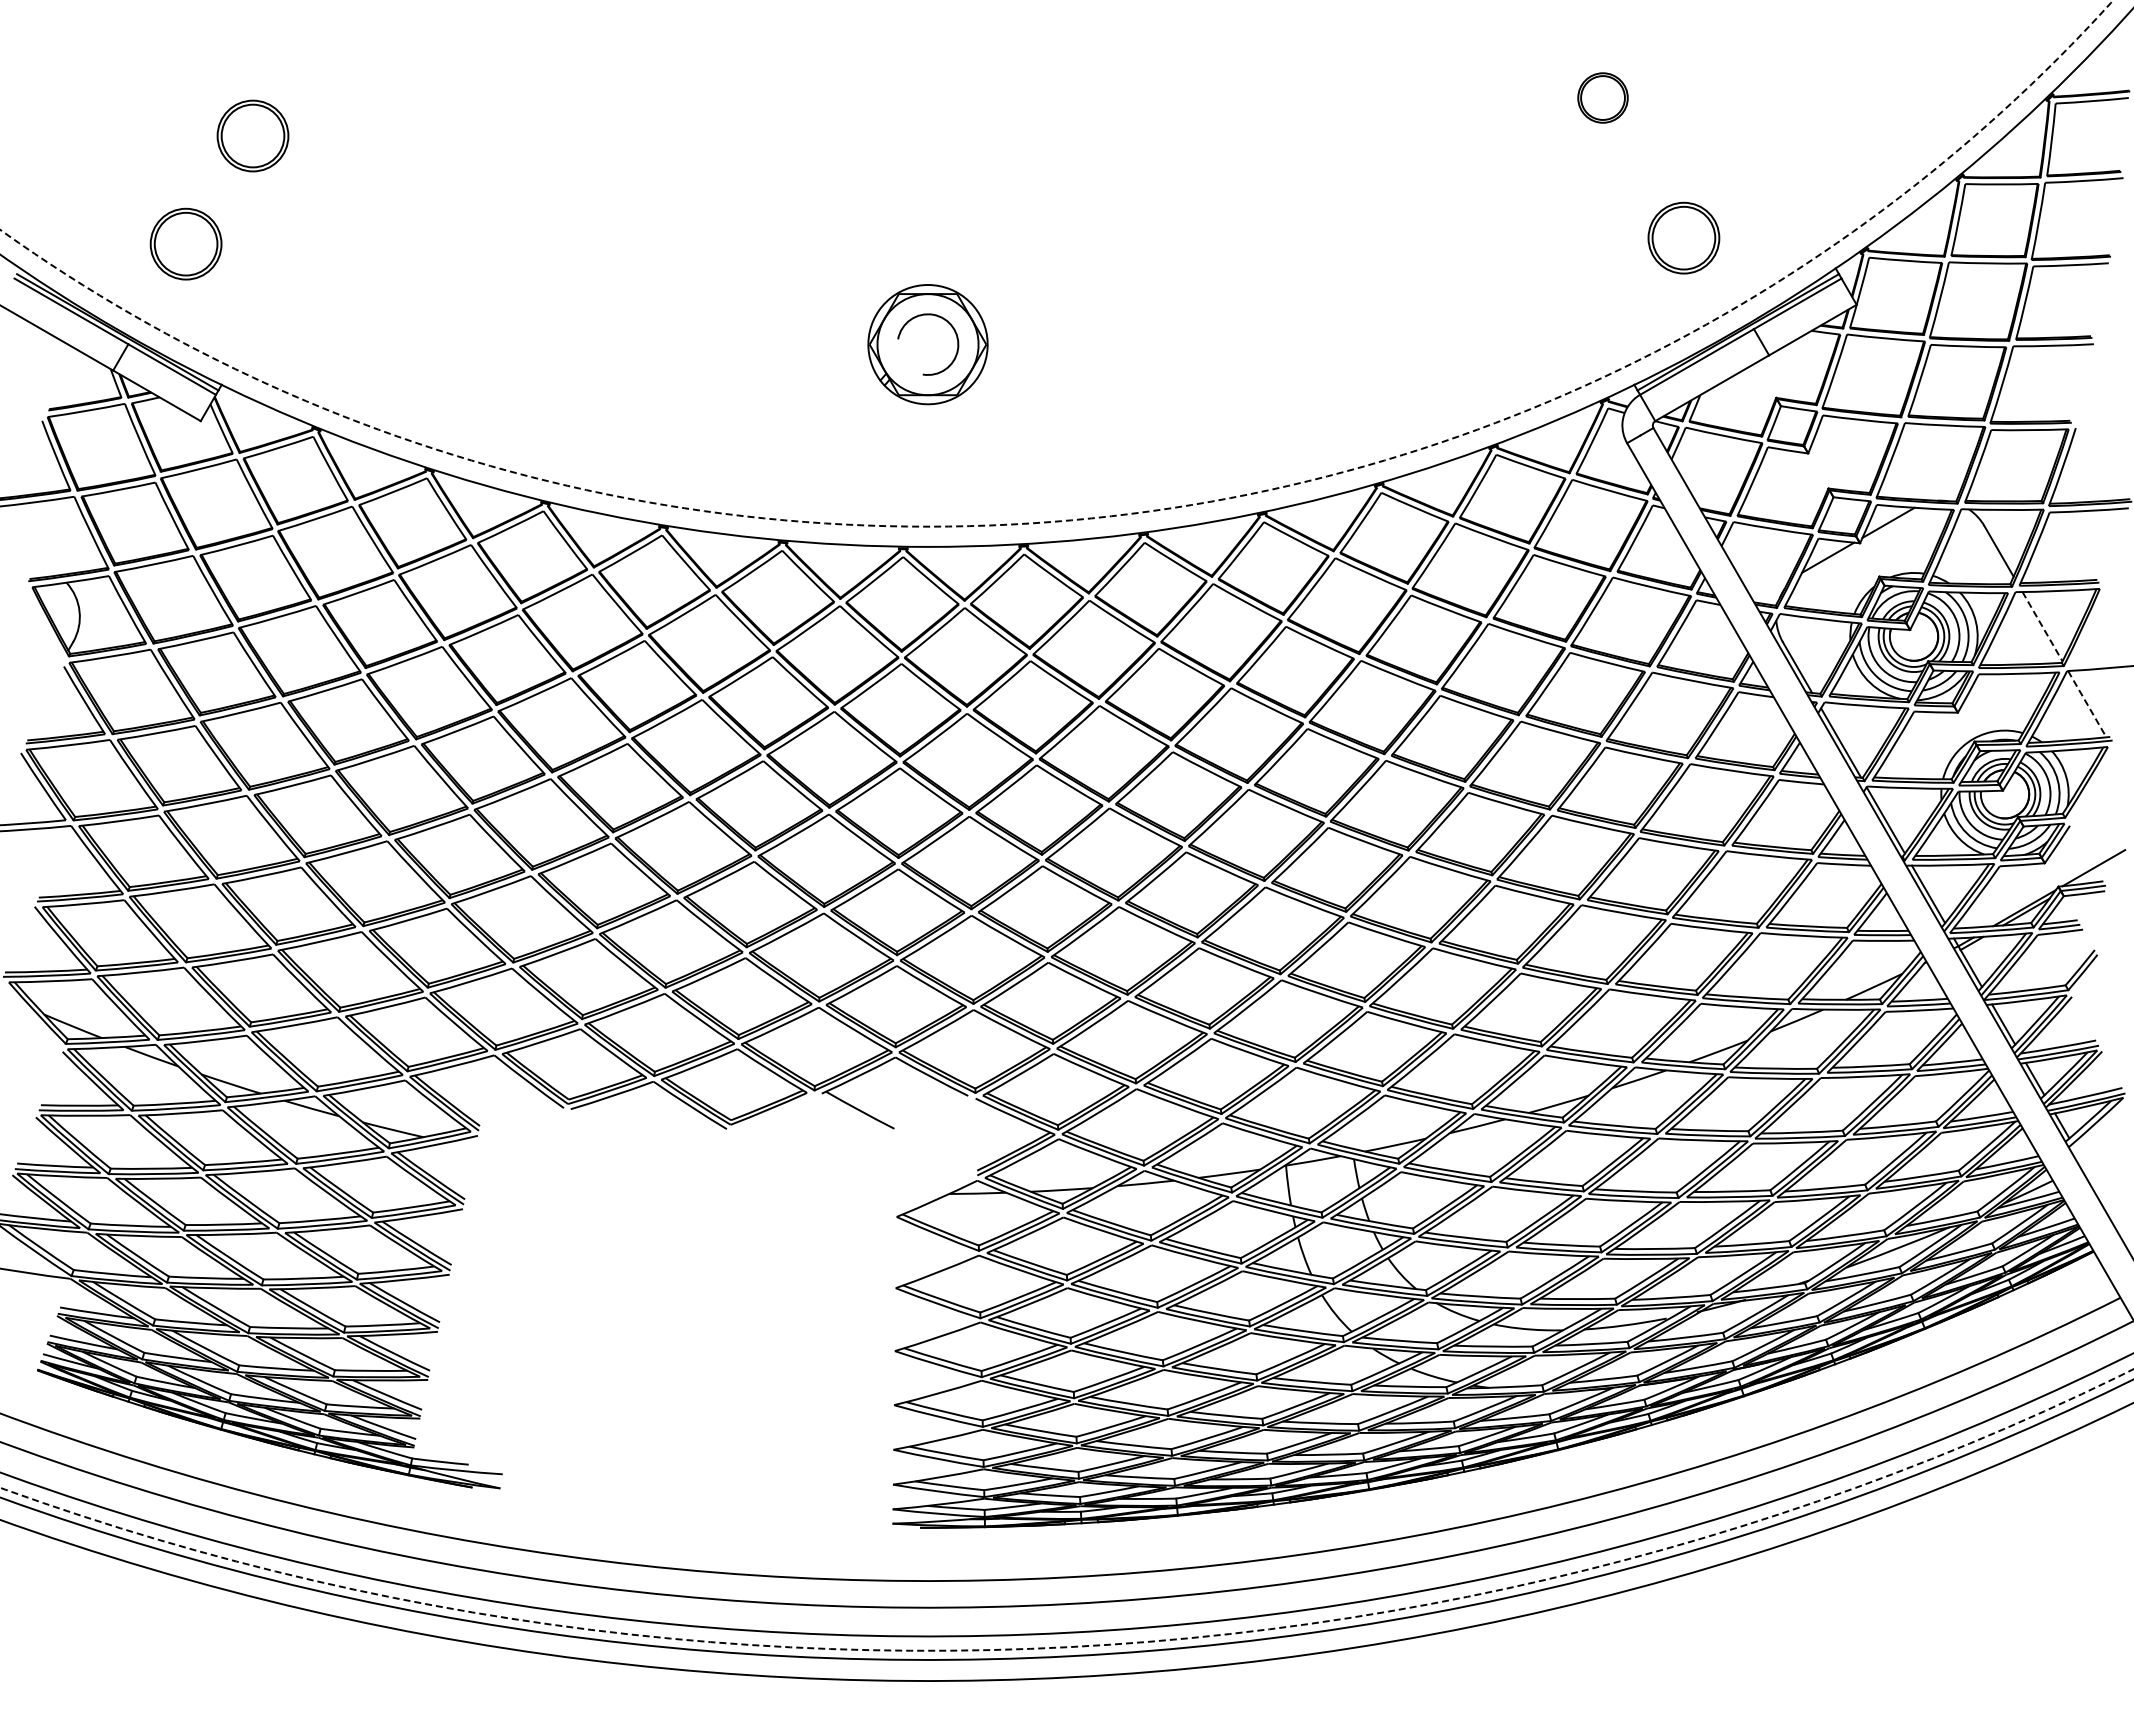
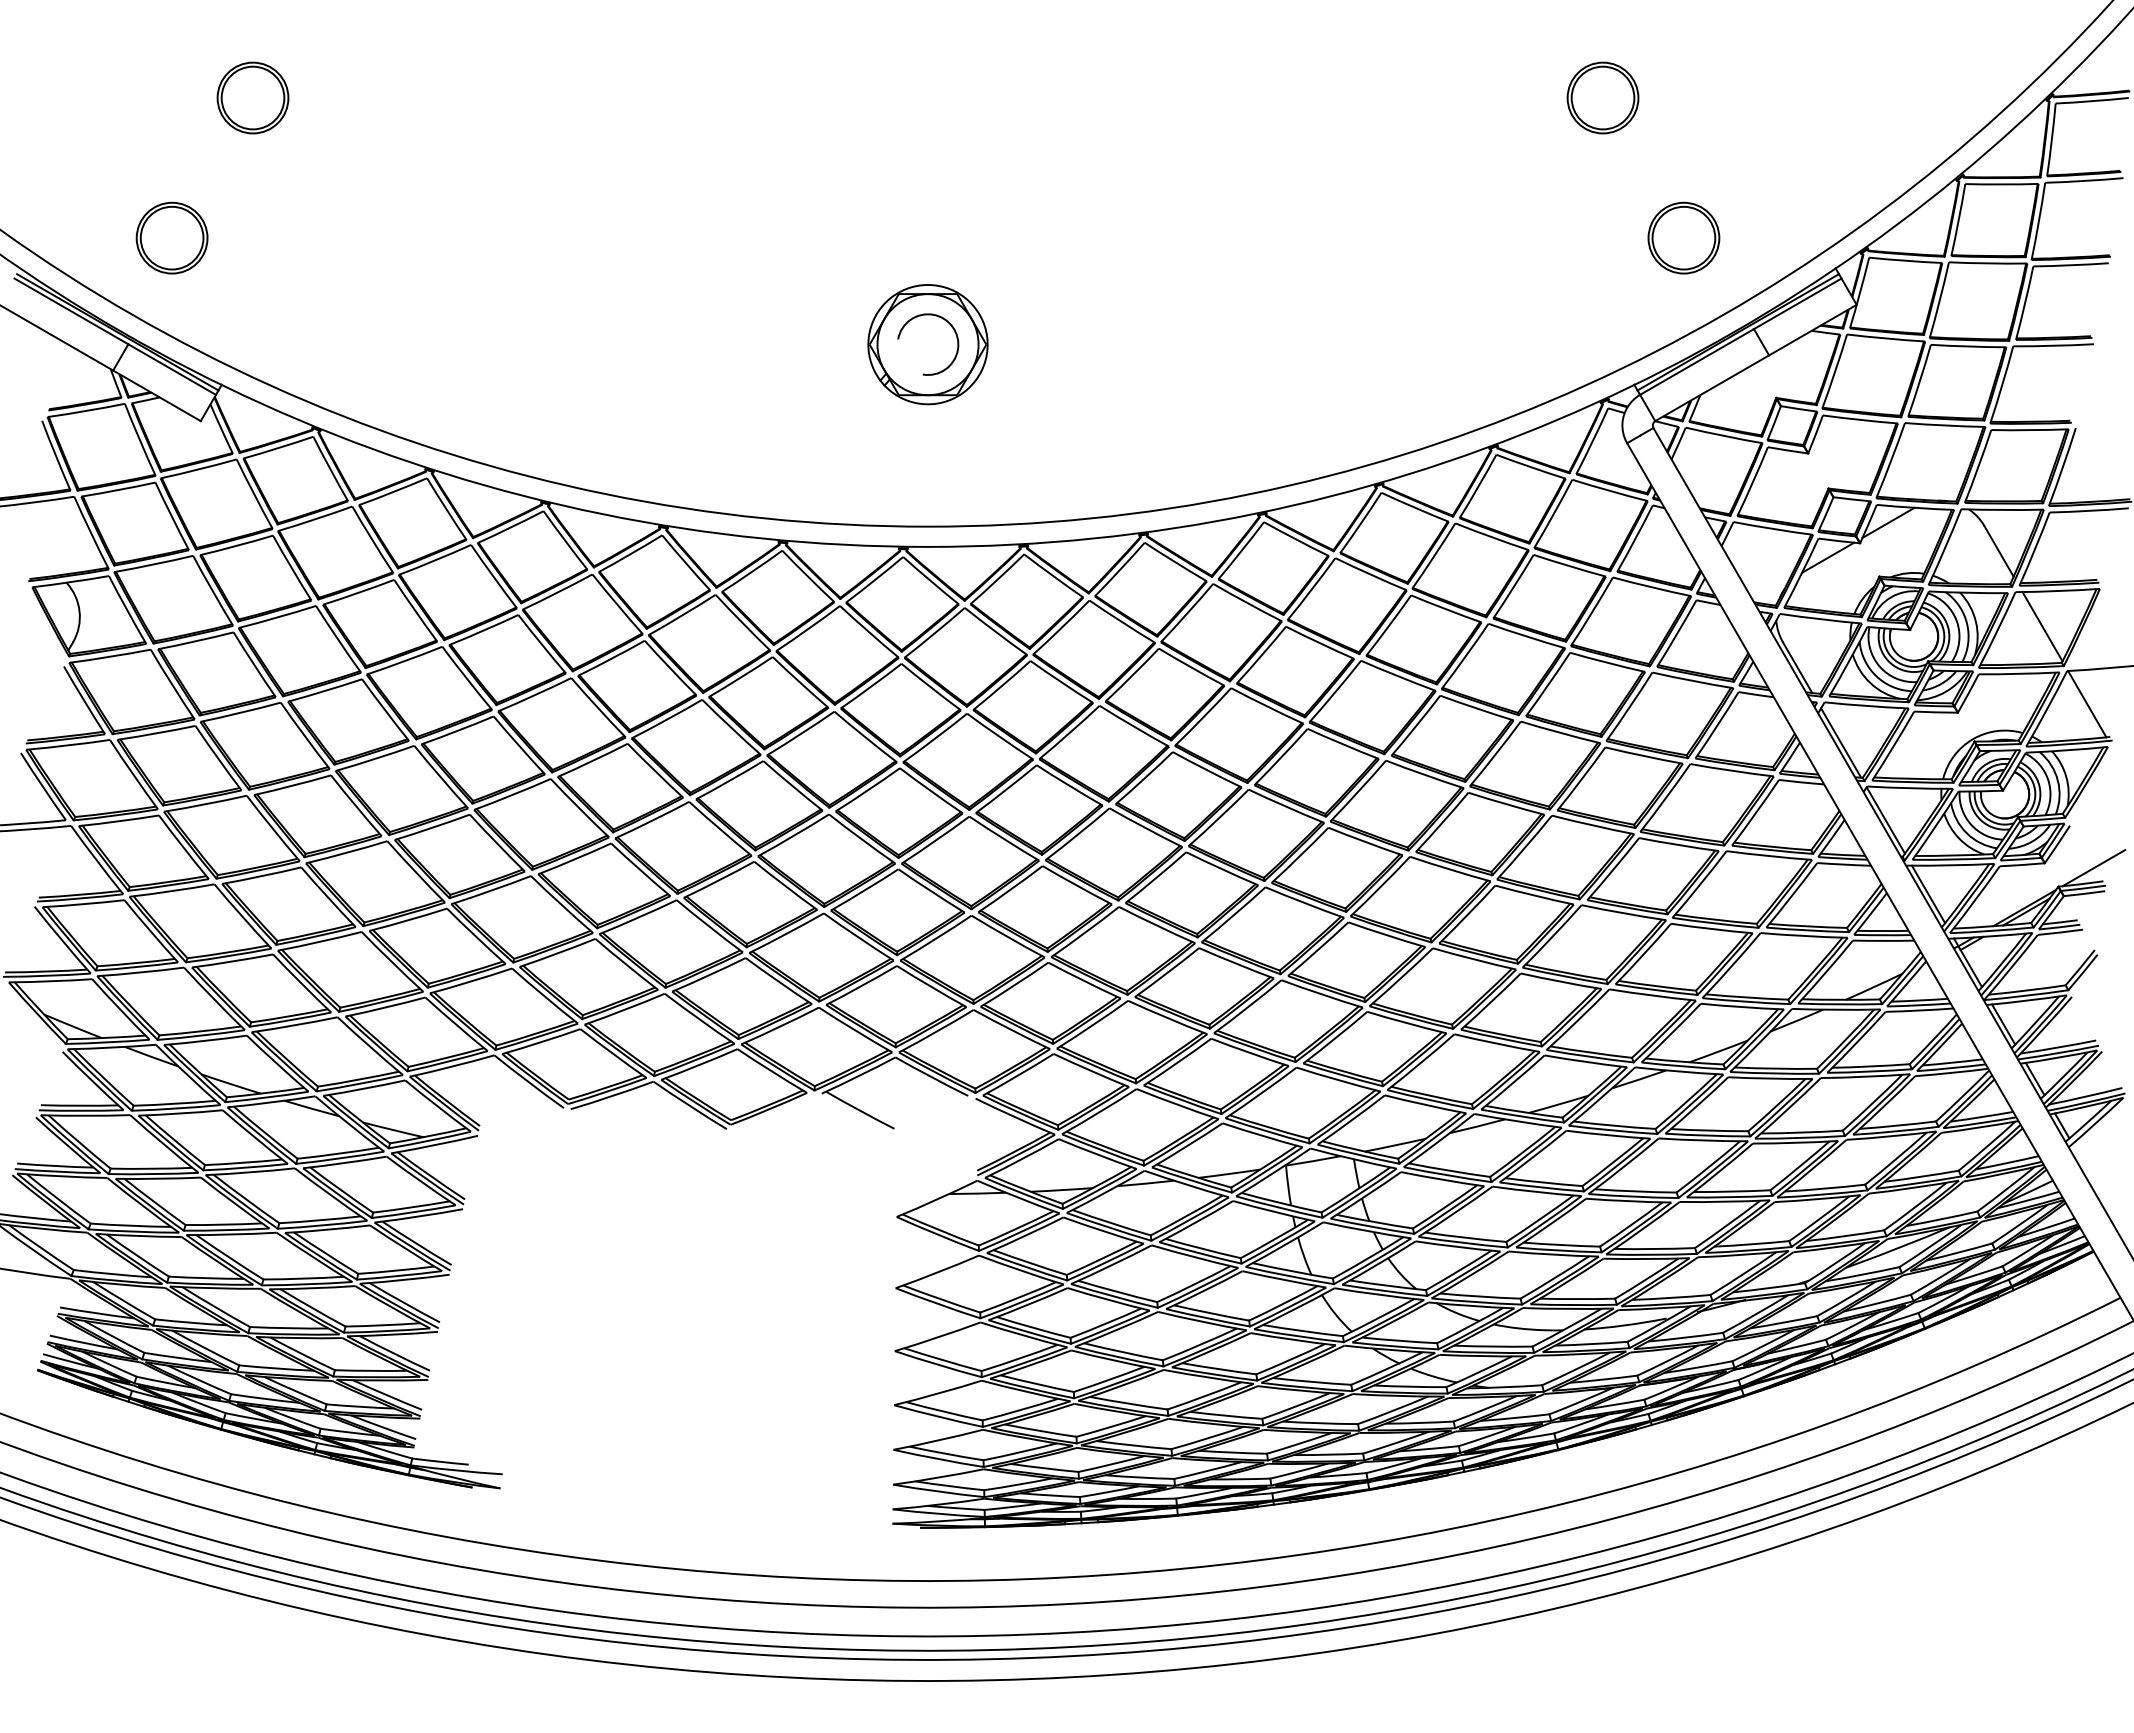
part size: 52x52 px -> 74x74 px (1602, 97)
part position: (252, 135) -> (252, 97) (252, 97)
part position: (185, 243) -> (171, 237) (171, 237)
circle: dashed -> solid (1056, 263)
line: dashed -> solid (2042, 627)
line: dashed -> solid (2087, 704)
arc: dashed -> solid (1079, 1646)
